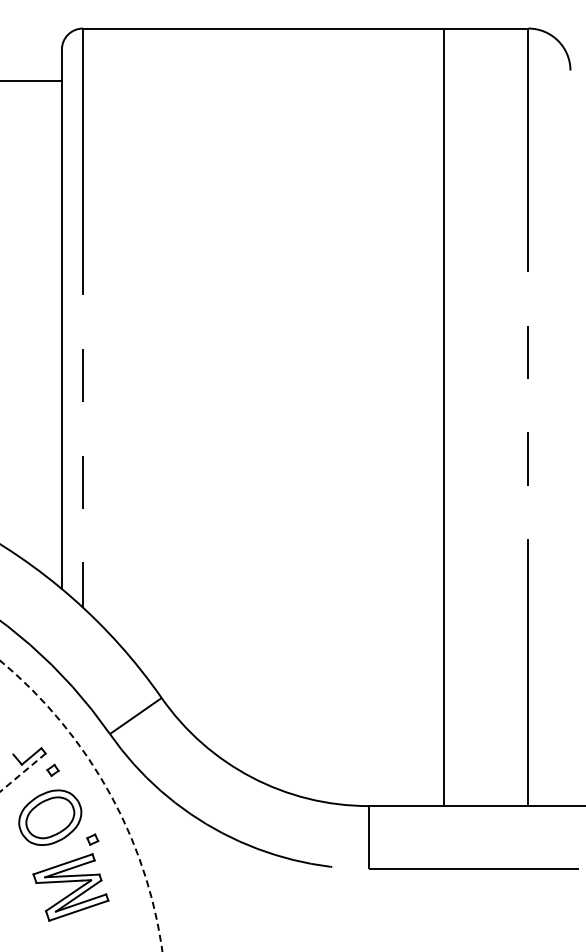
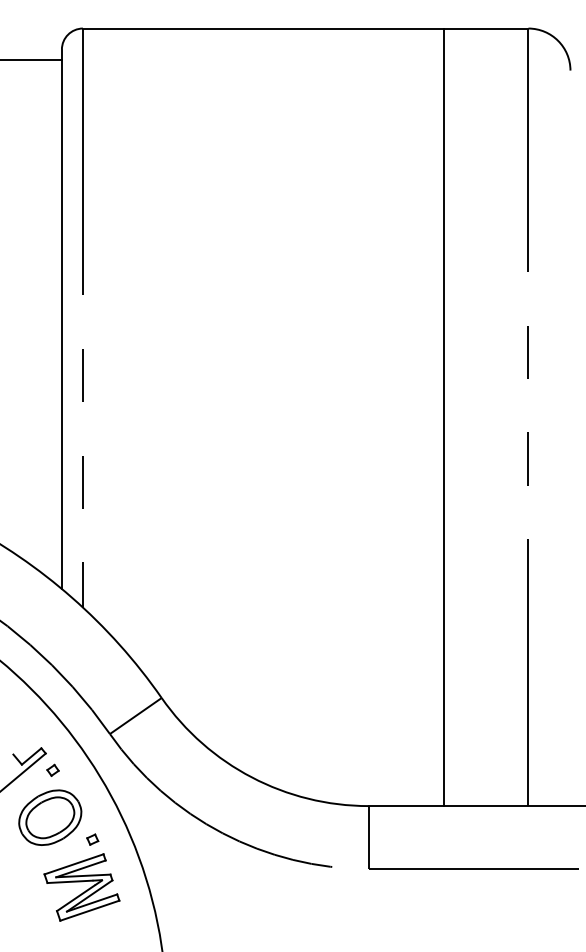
line position: (31, 81) -> (31, 60) (31, 60)
line: dashed -> solid (22, 772)
circle: dashed -> solid (81, 805)
part position: (70, 887) -> (81, 887) (81, 887)
